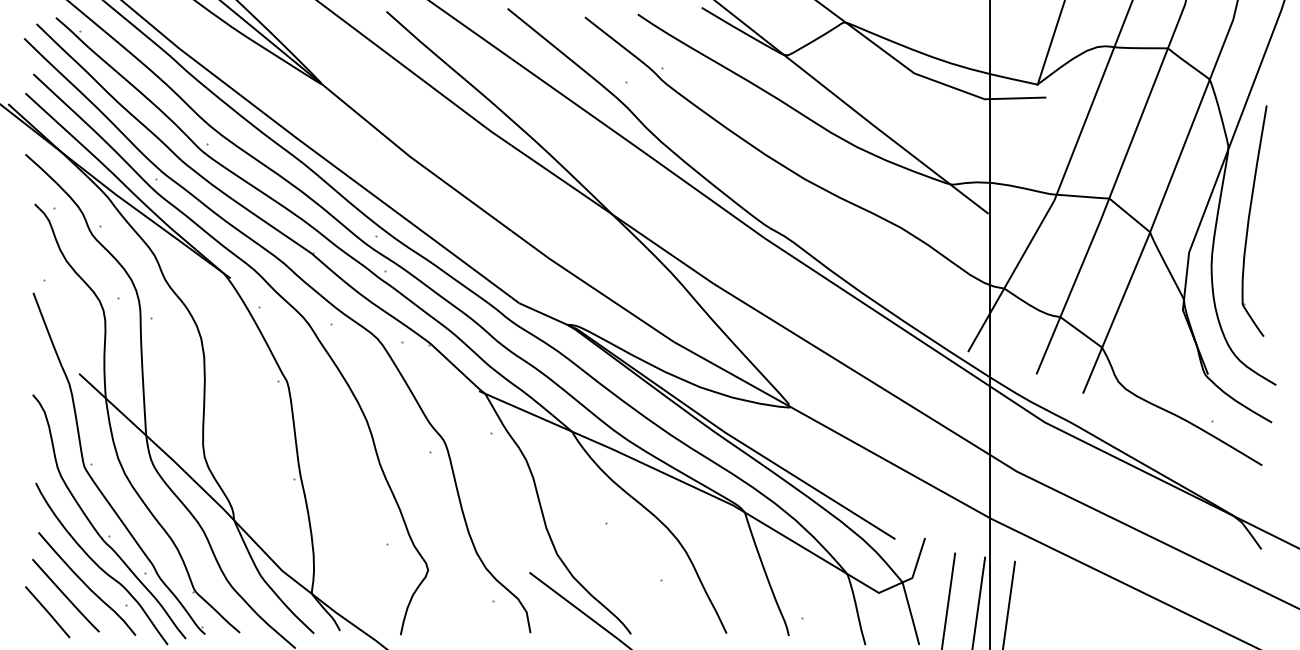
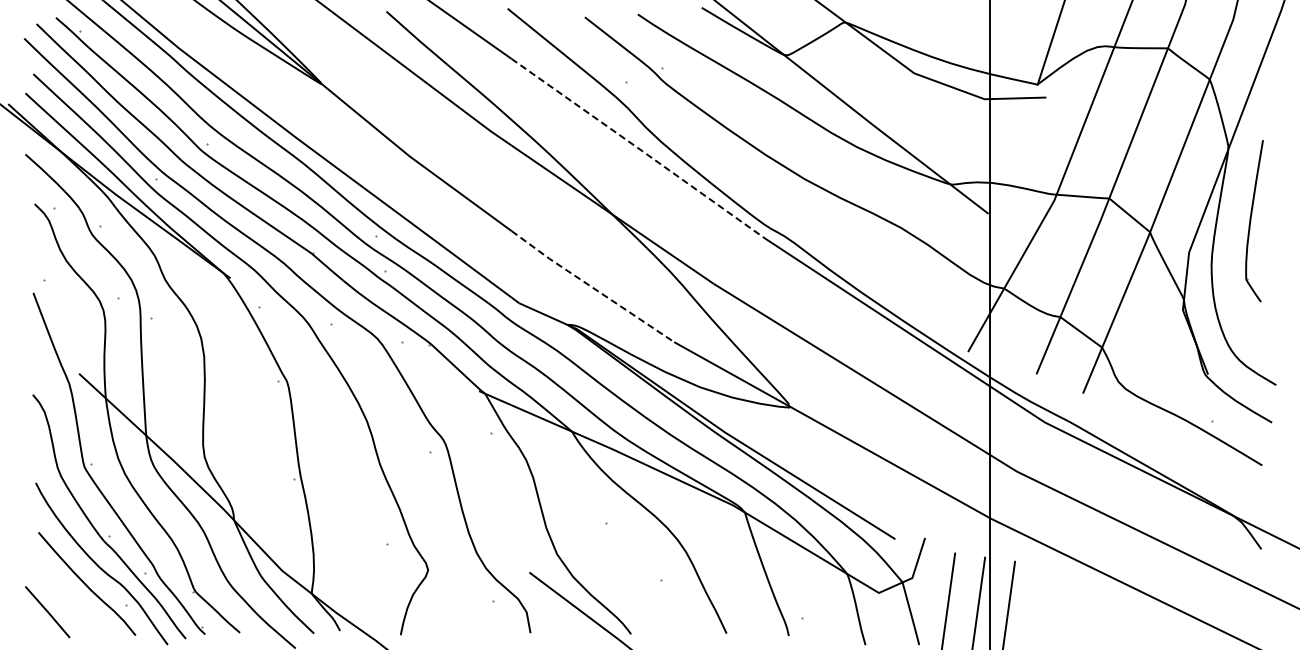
line: solid -> dashed (639, 148)
part size: 27x232 px -> 19x163 px (1254, 221)
line: solid -> dashed (591, 287)
line: present -> none (65, 595)
